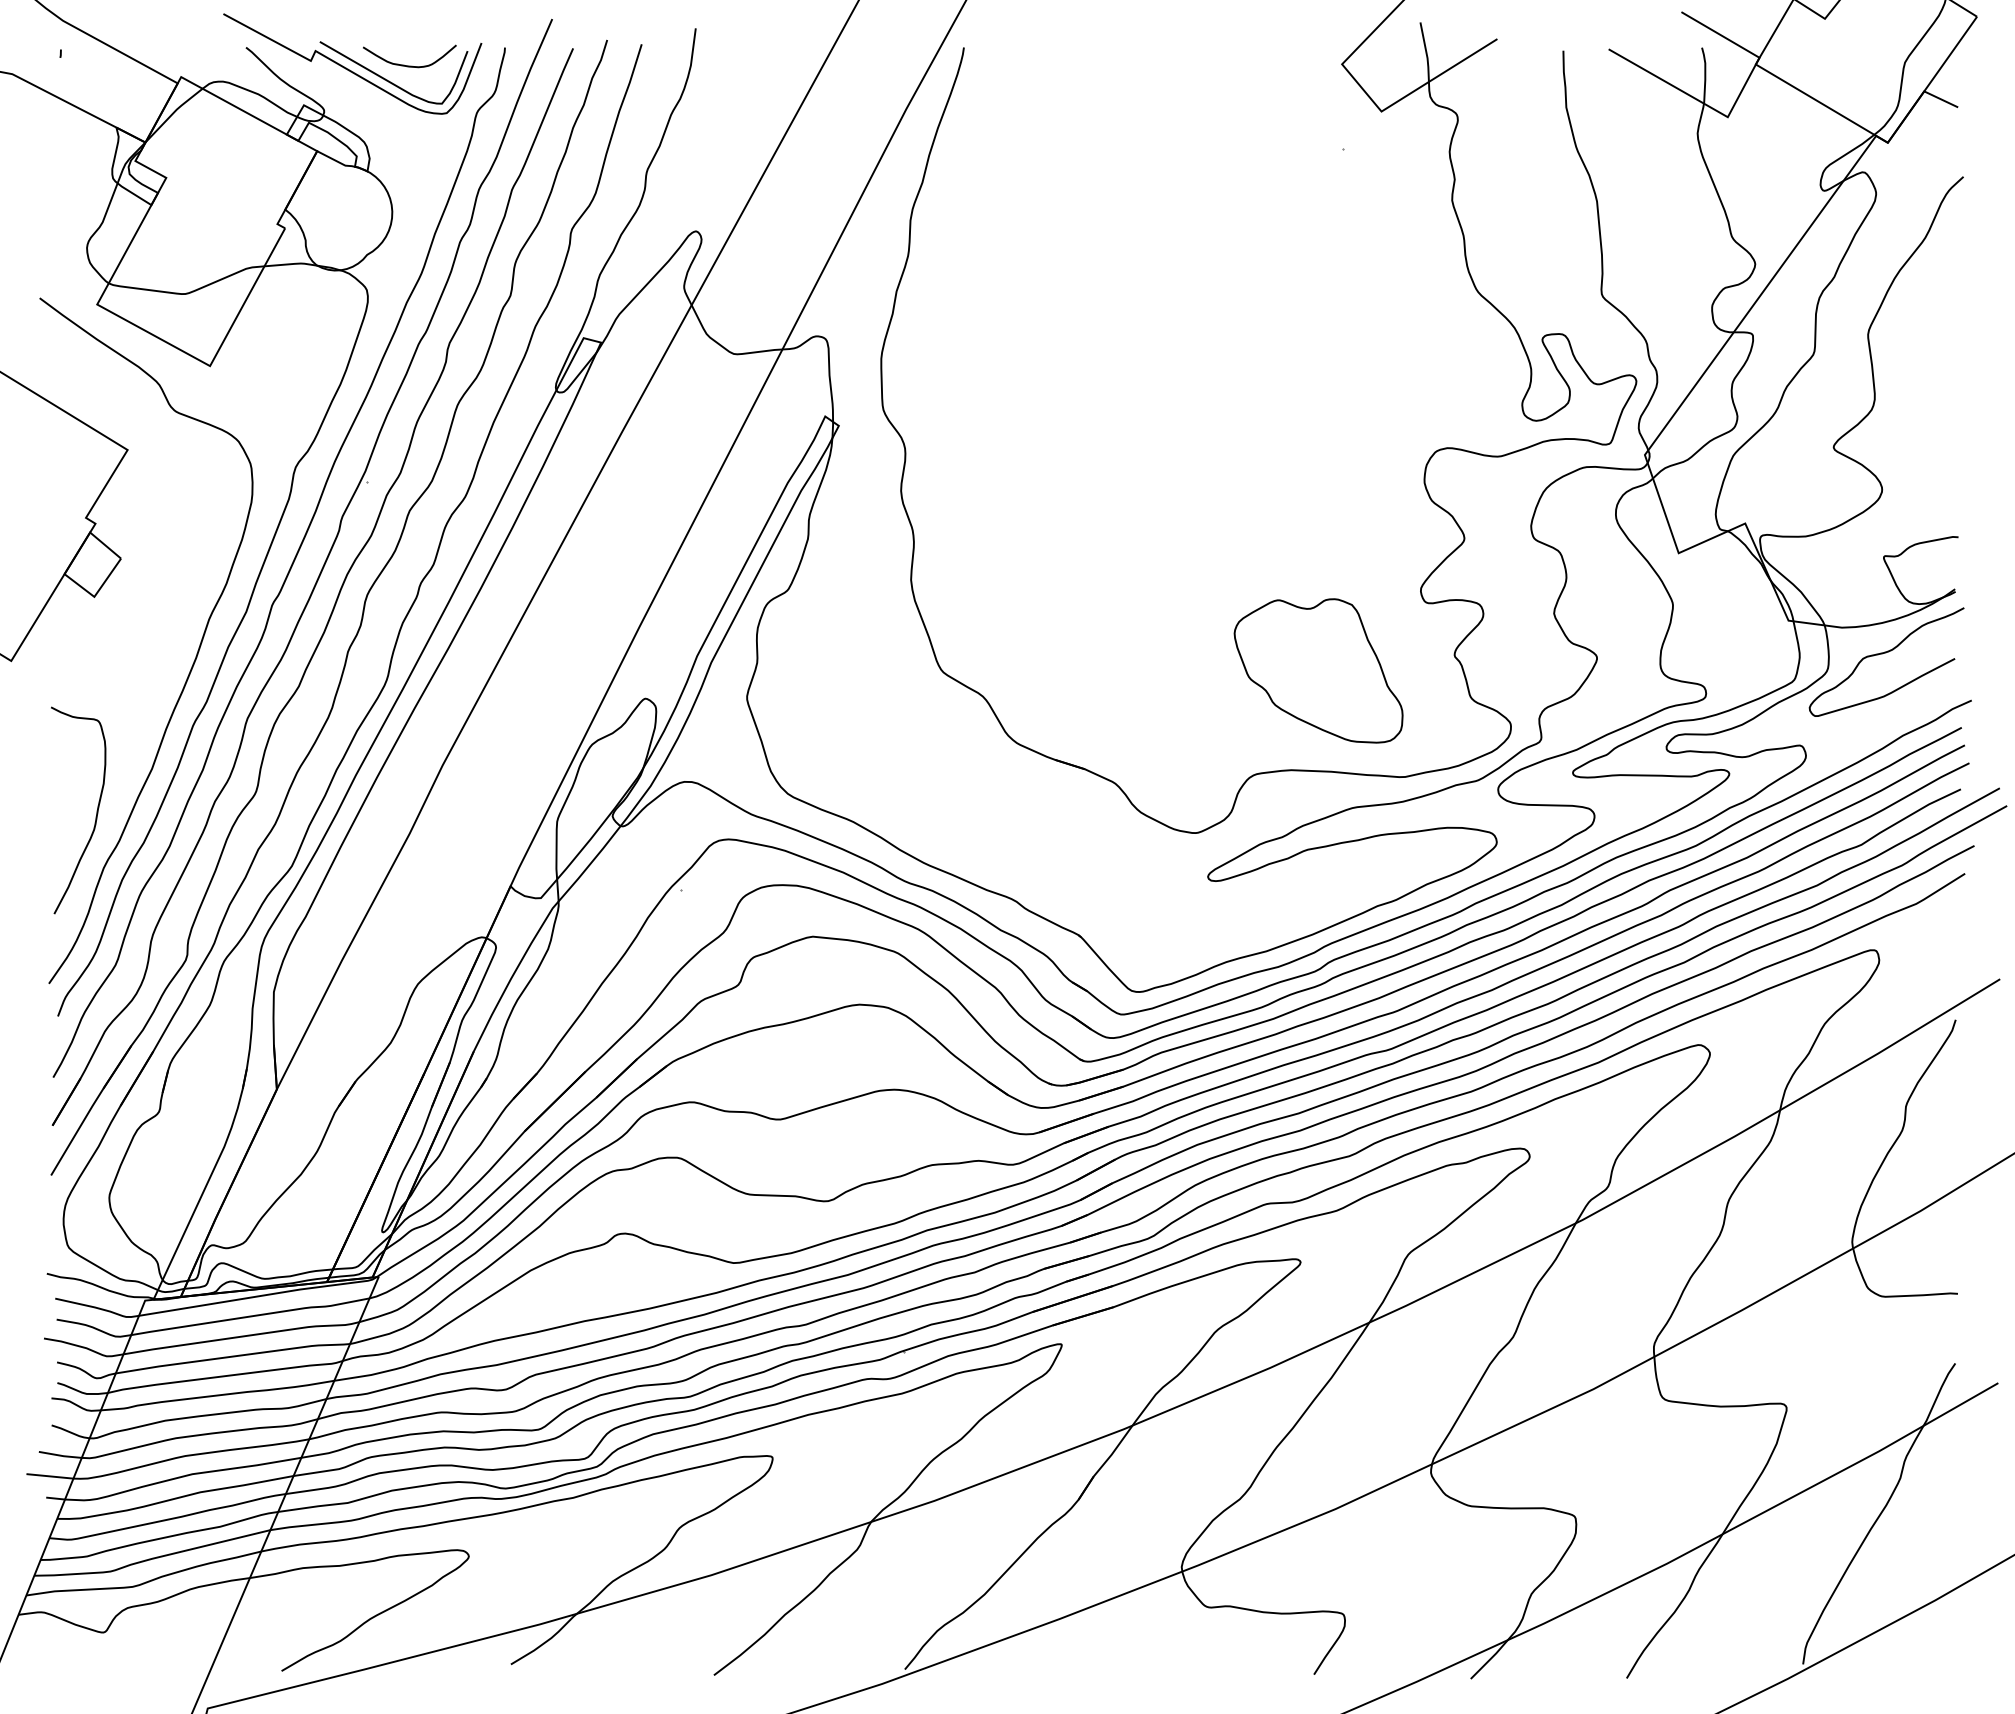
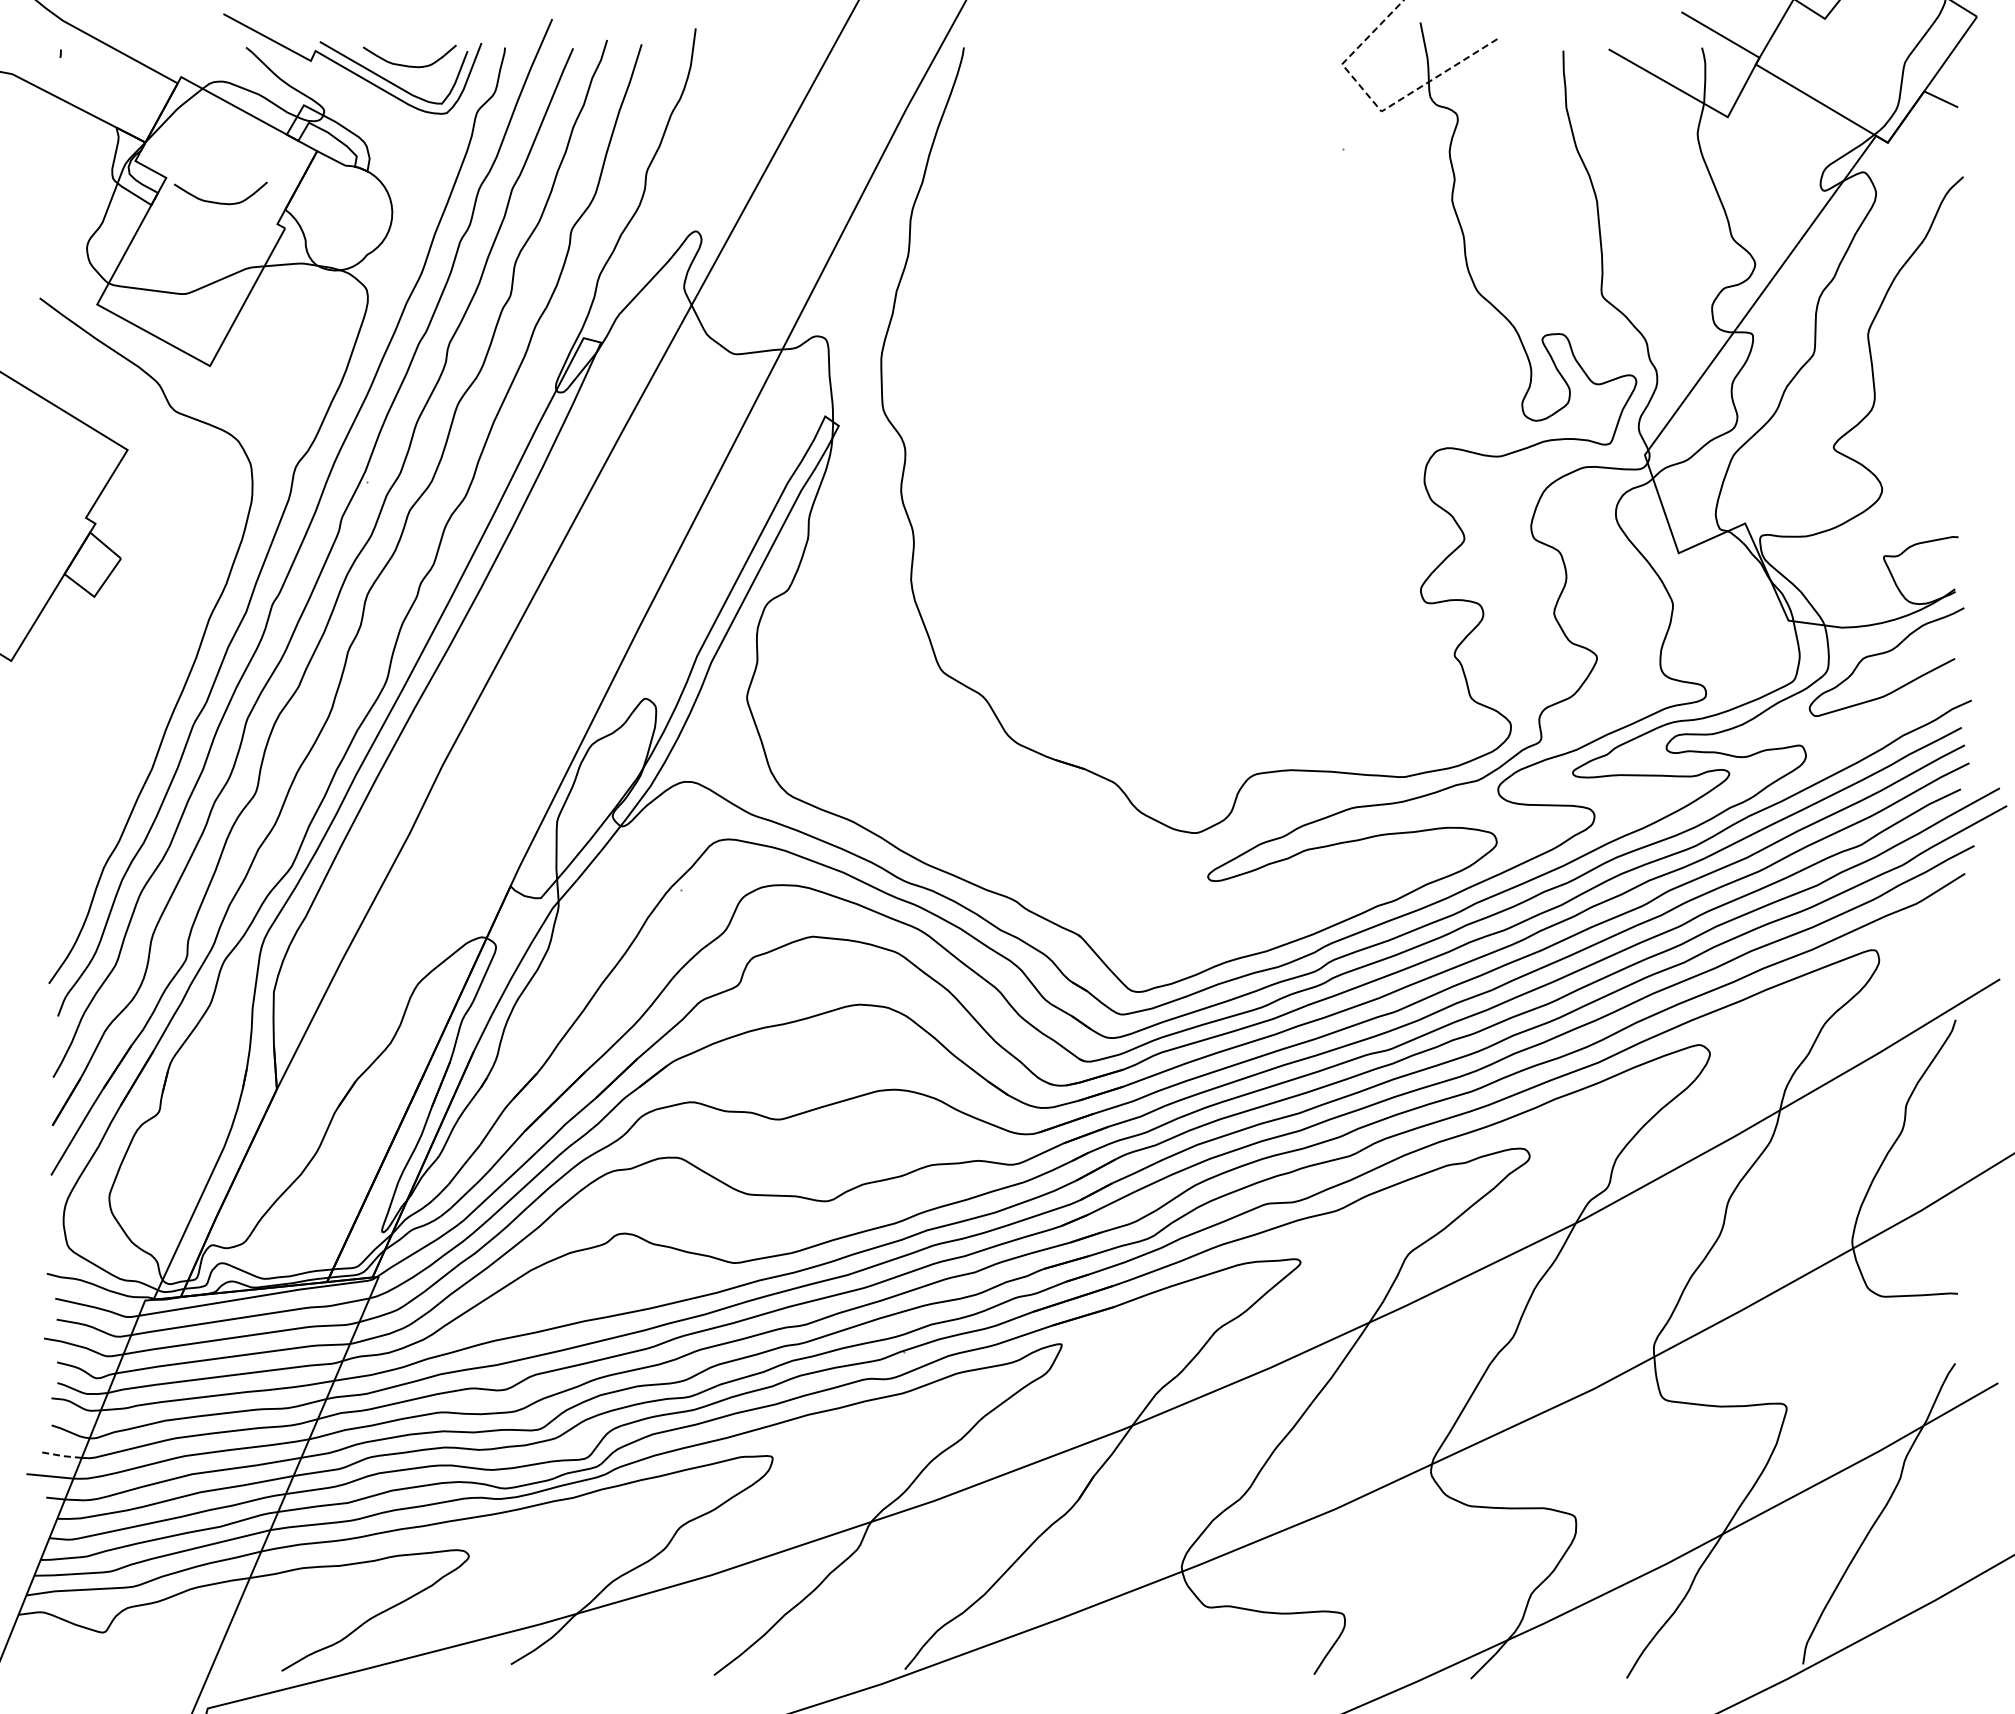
line: solid -> dashed (1377, 106)
curve: none -> present (220, 202)
part: present -> none (1318, 670)
curve: present -> none (96, 810)
line: solid -> dashed (60, 1455)
